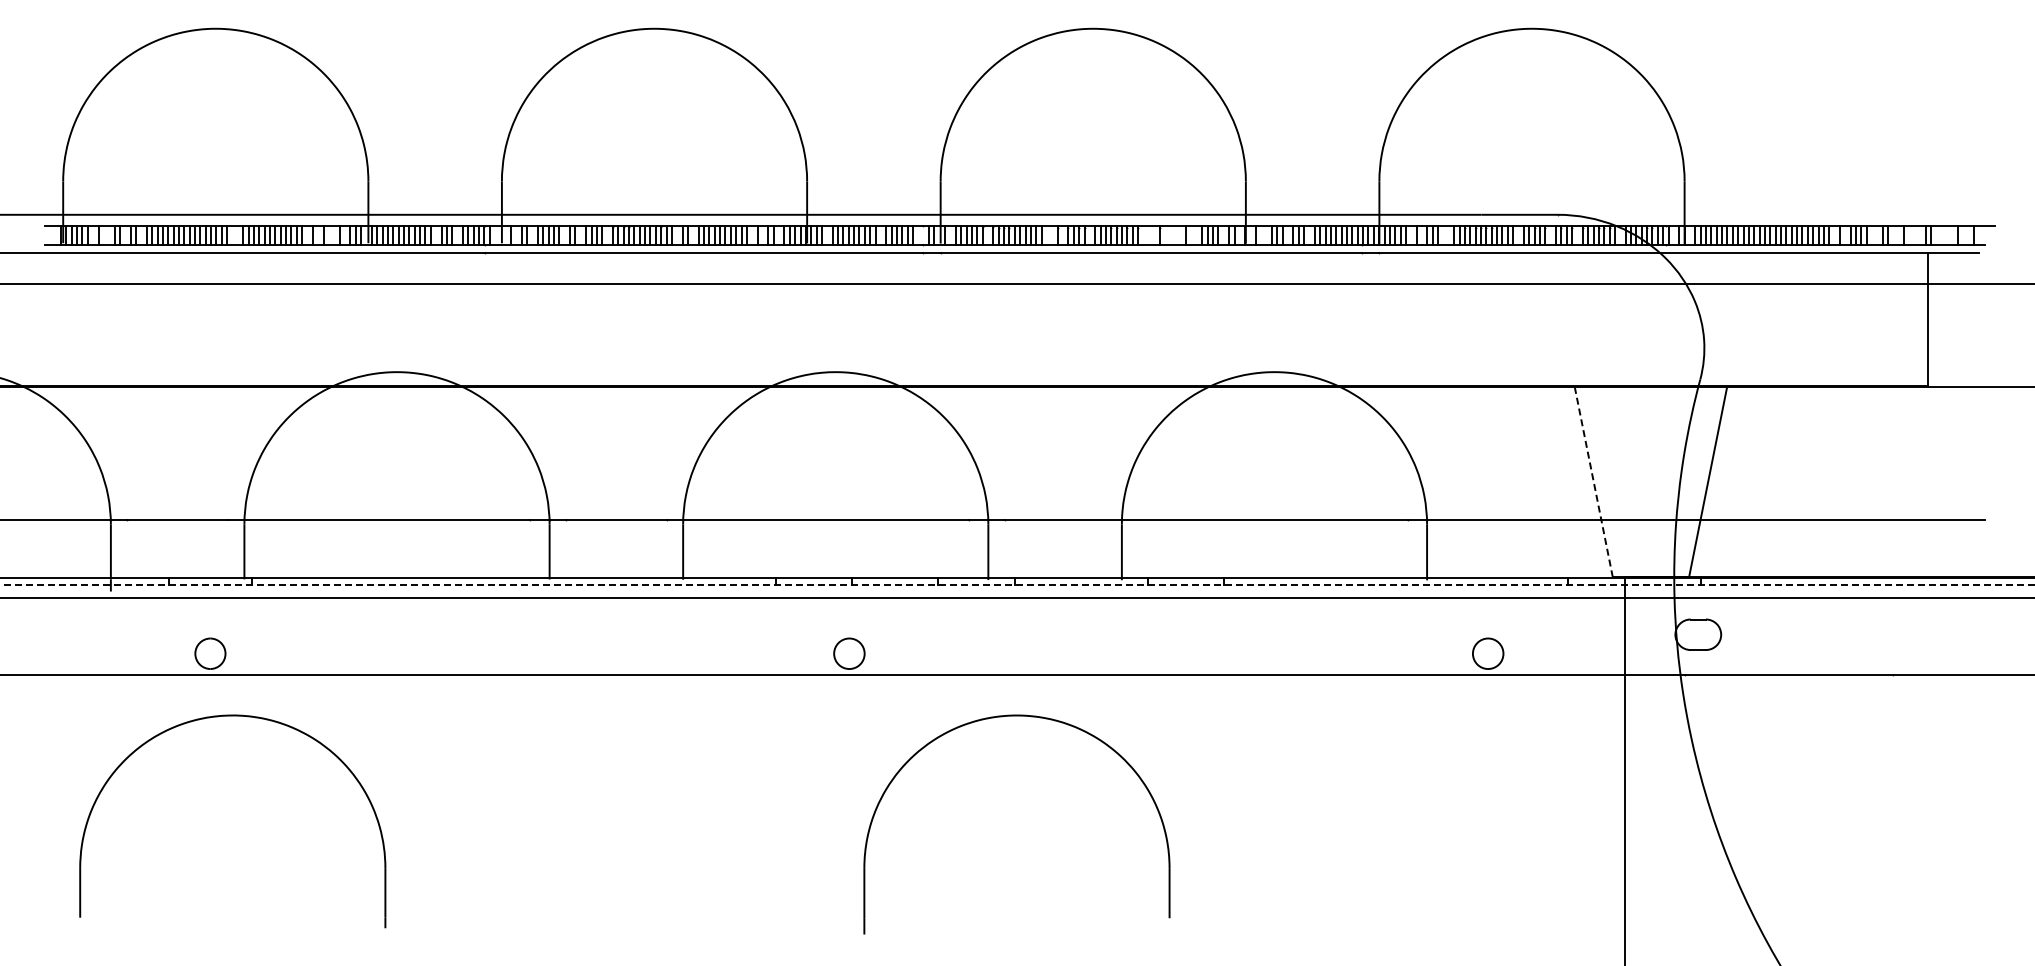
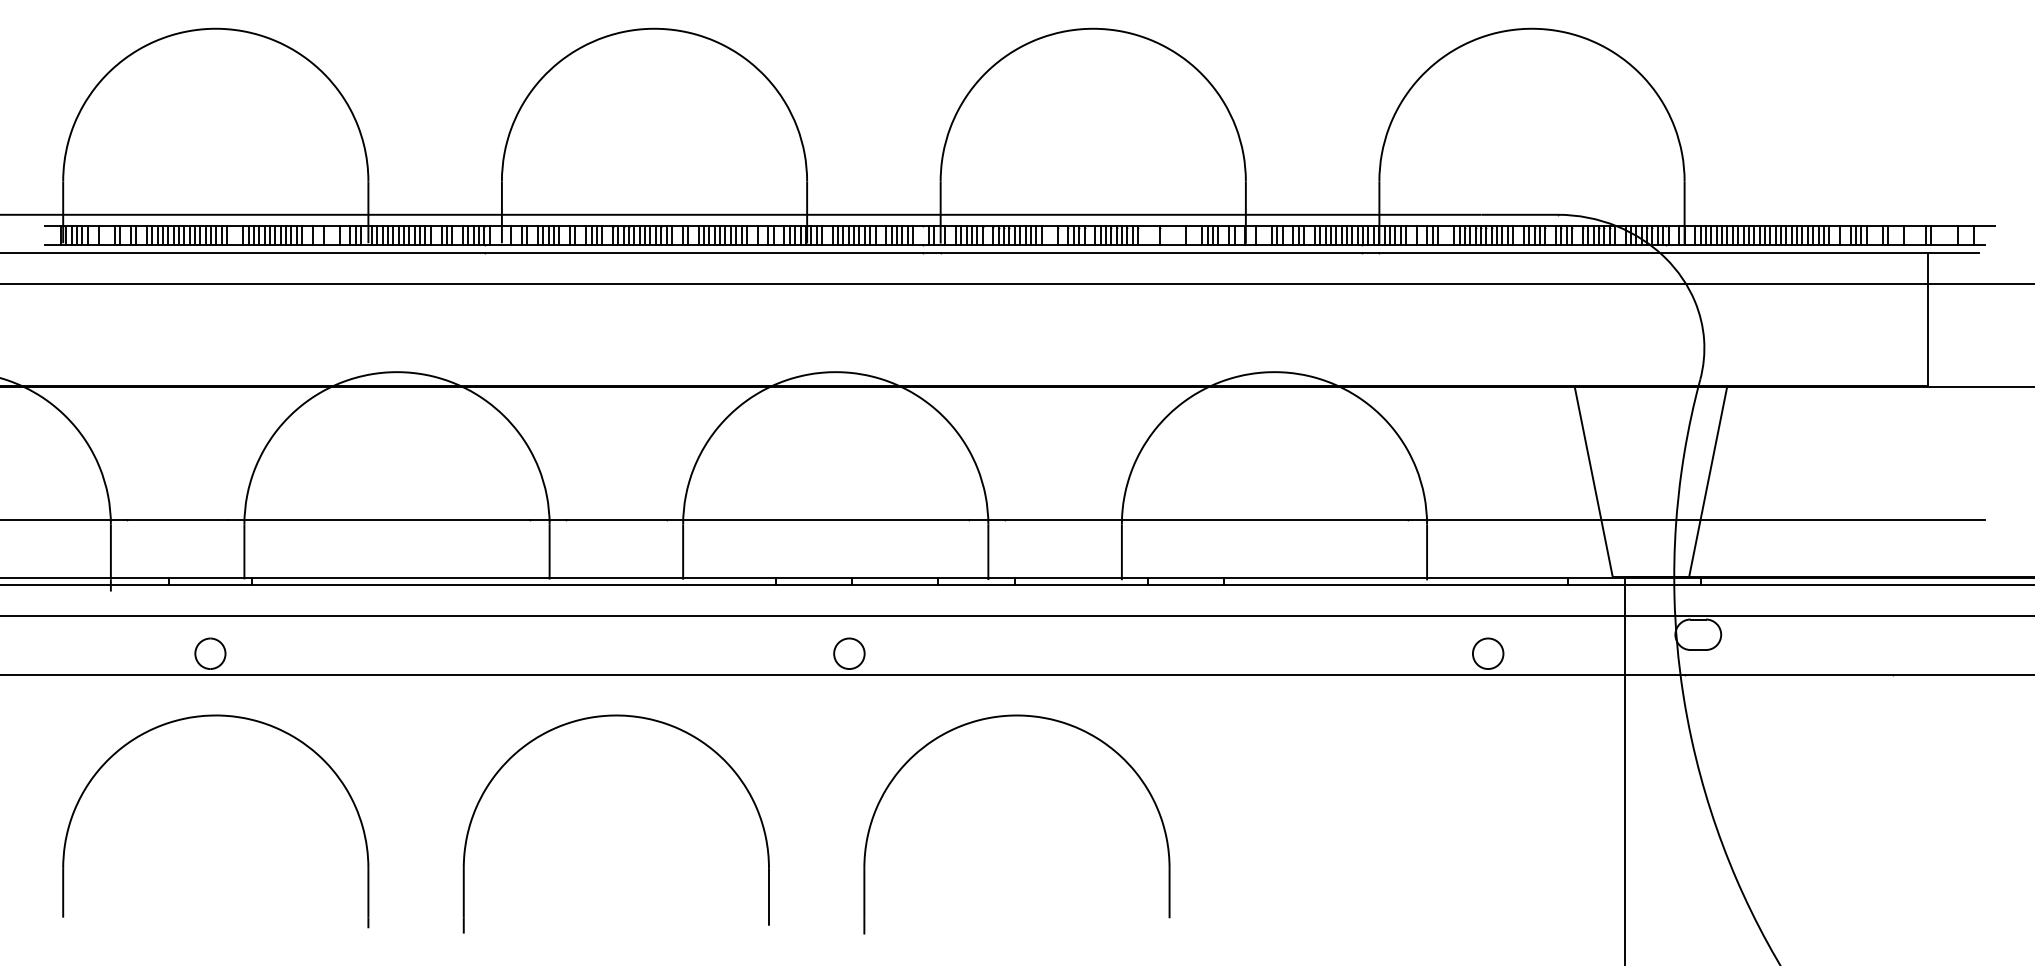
line: dashed -> solid (1593, 481)
line: dashed -> solid (1017, 585)
line position: (1016, 597) -> (1016, 615) (1016, 615)
part position: (218, 717) -> (201, 717) (201, 717)
part: none -> present (601, 717)
